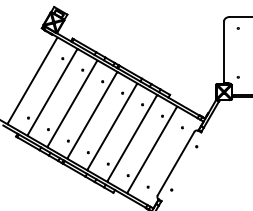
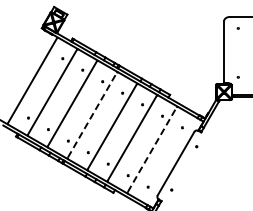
line: solid -> dashed (92, 115)
line: solid -> dashed (152, 149)
